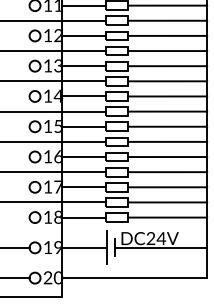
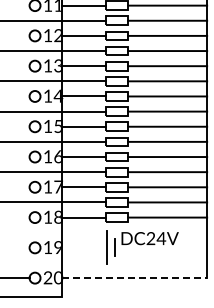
line: present -> none (15, 247)
line: present -> none (83, 247)
line: present -> none (161, 247)
line: solid -> dashed (134, 278)
